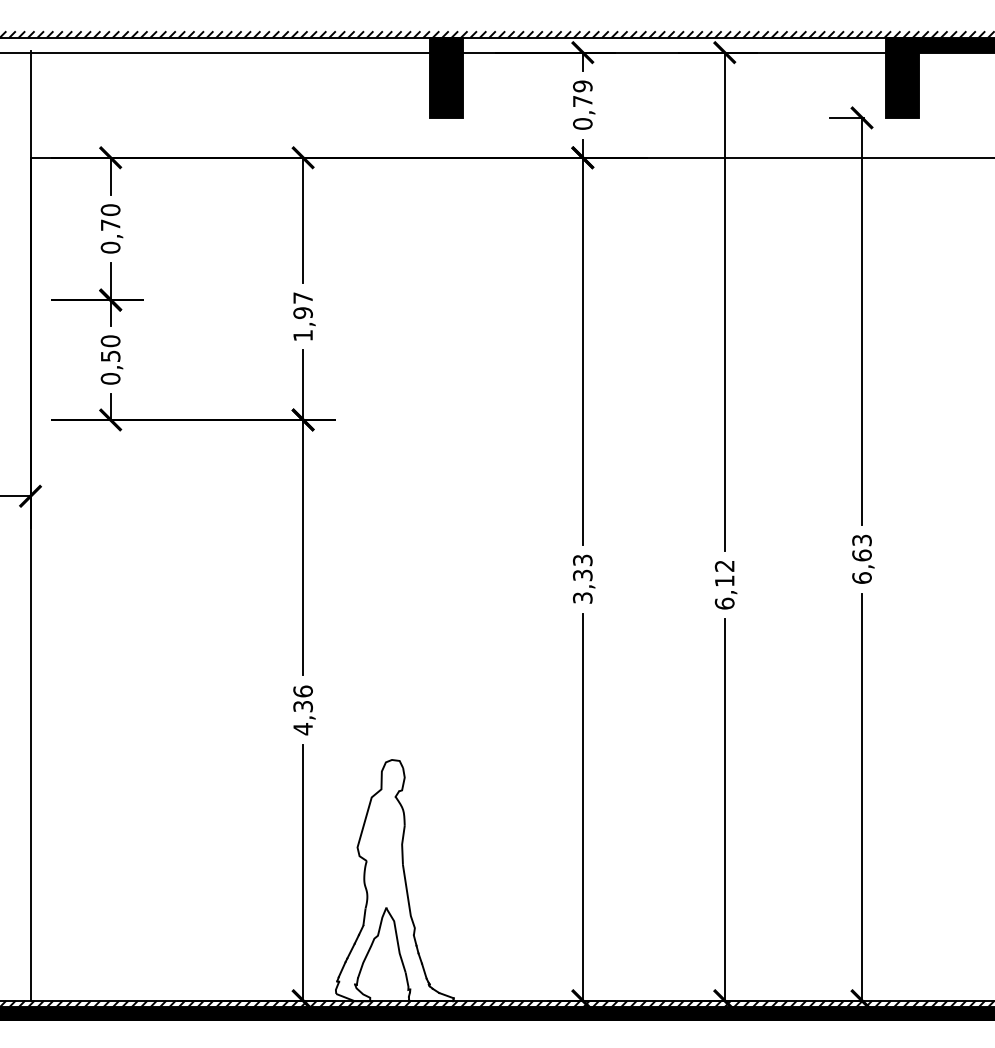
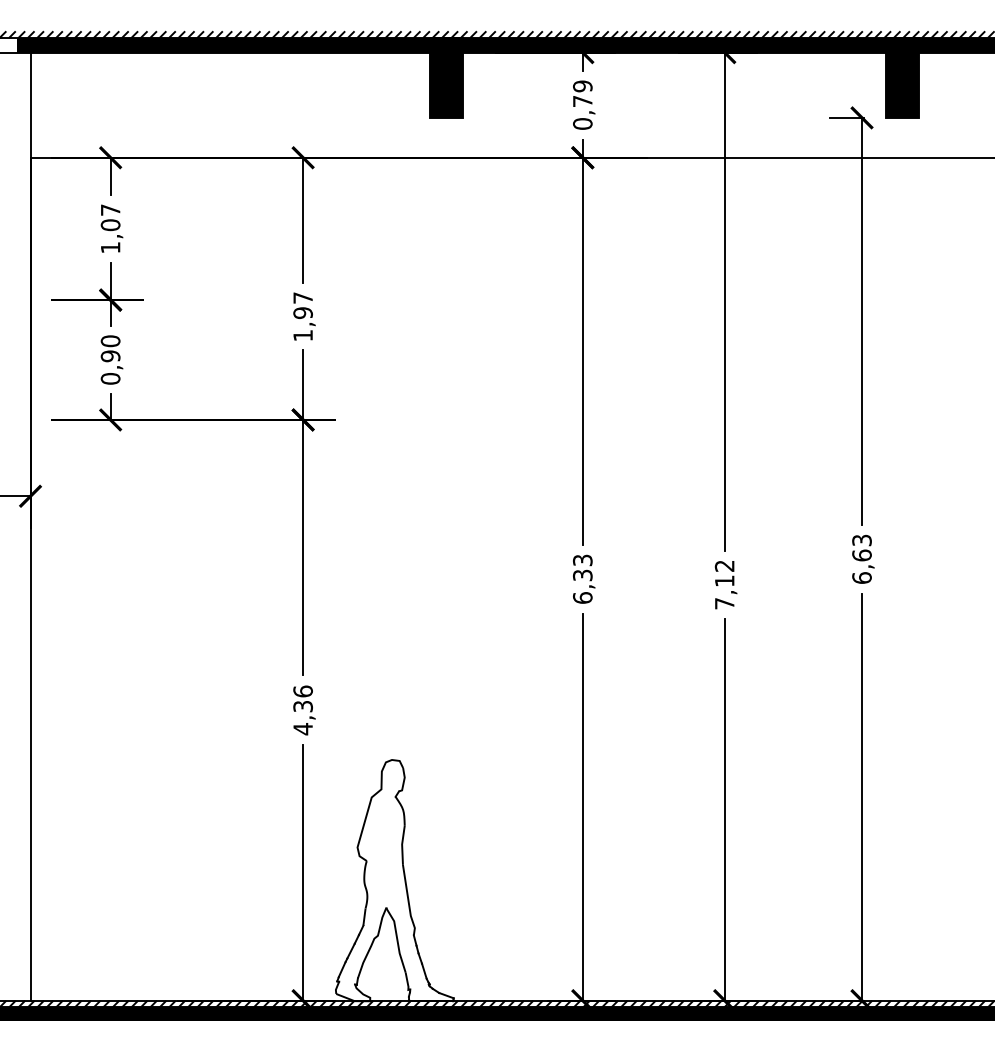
fill: none -> present (223, 44)
fill: none -> present (674, 44)
text: 0,70 -> 1,07 (110, 228)
text: 0,50 -> 0,90 (110, 356)
text: 3,33 -> 6,33 (582, 597)
text: 6,12 -> 7,12 (724, 603)
